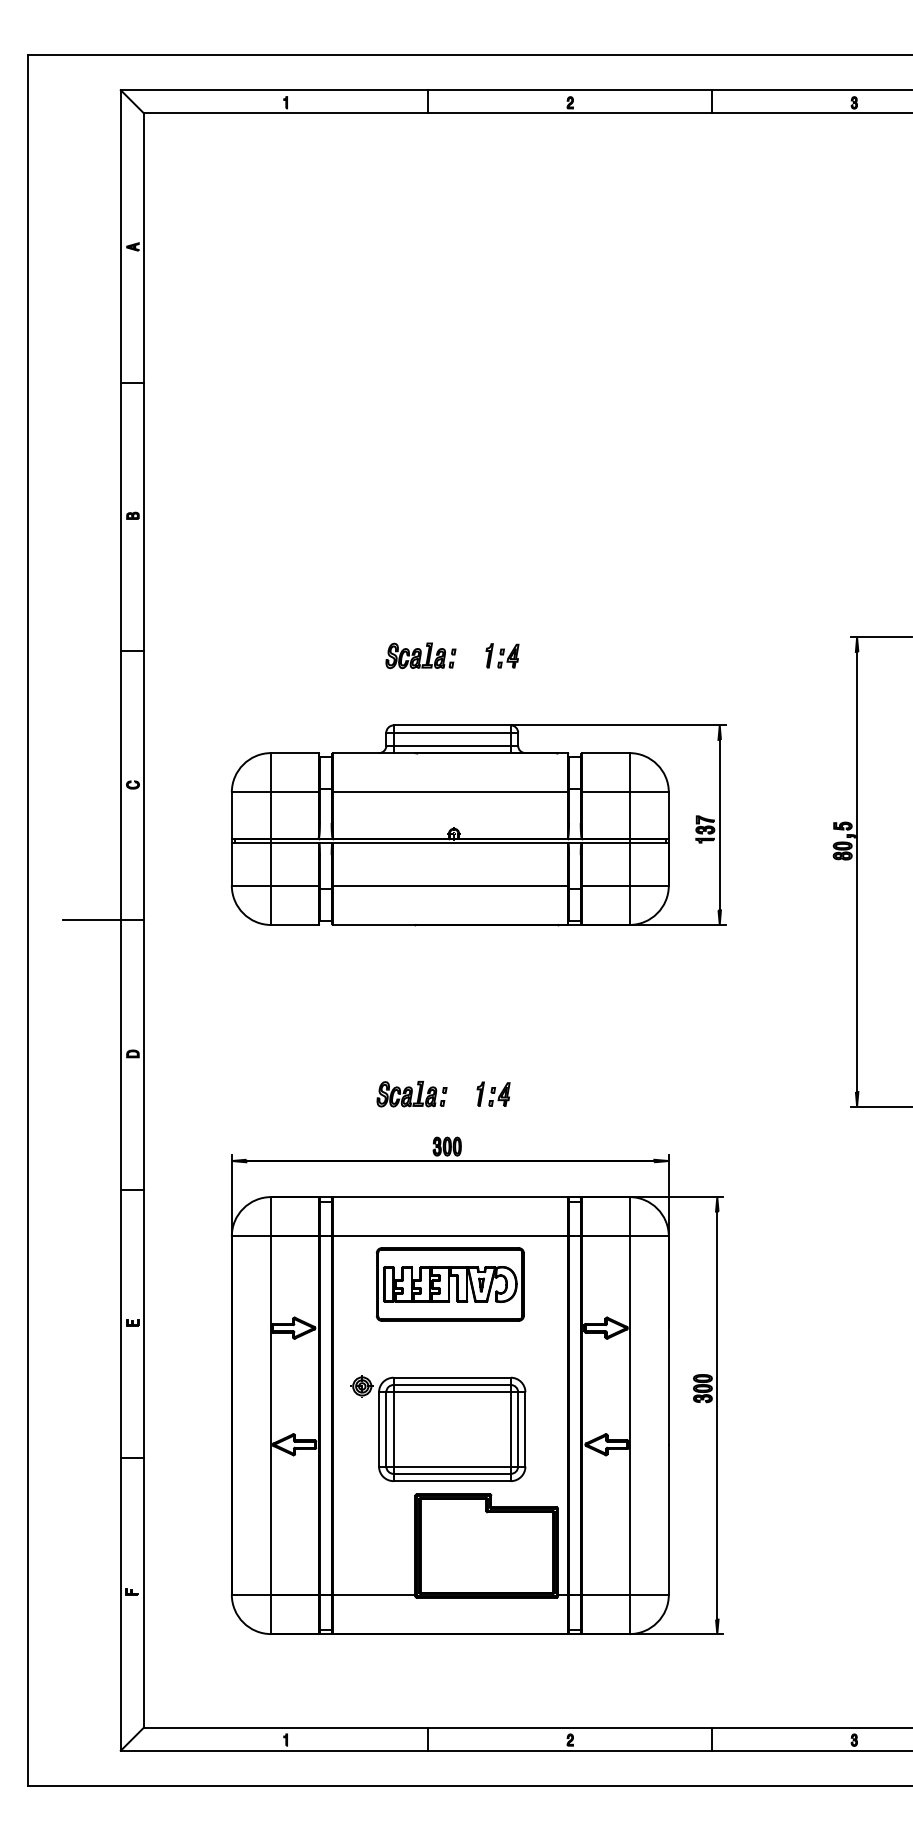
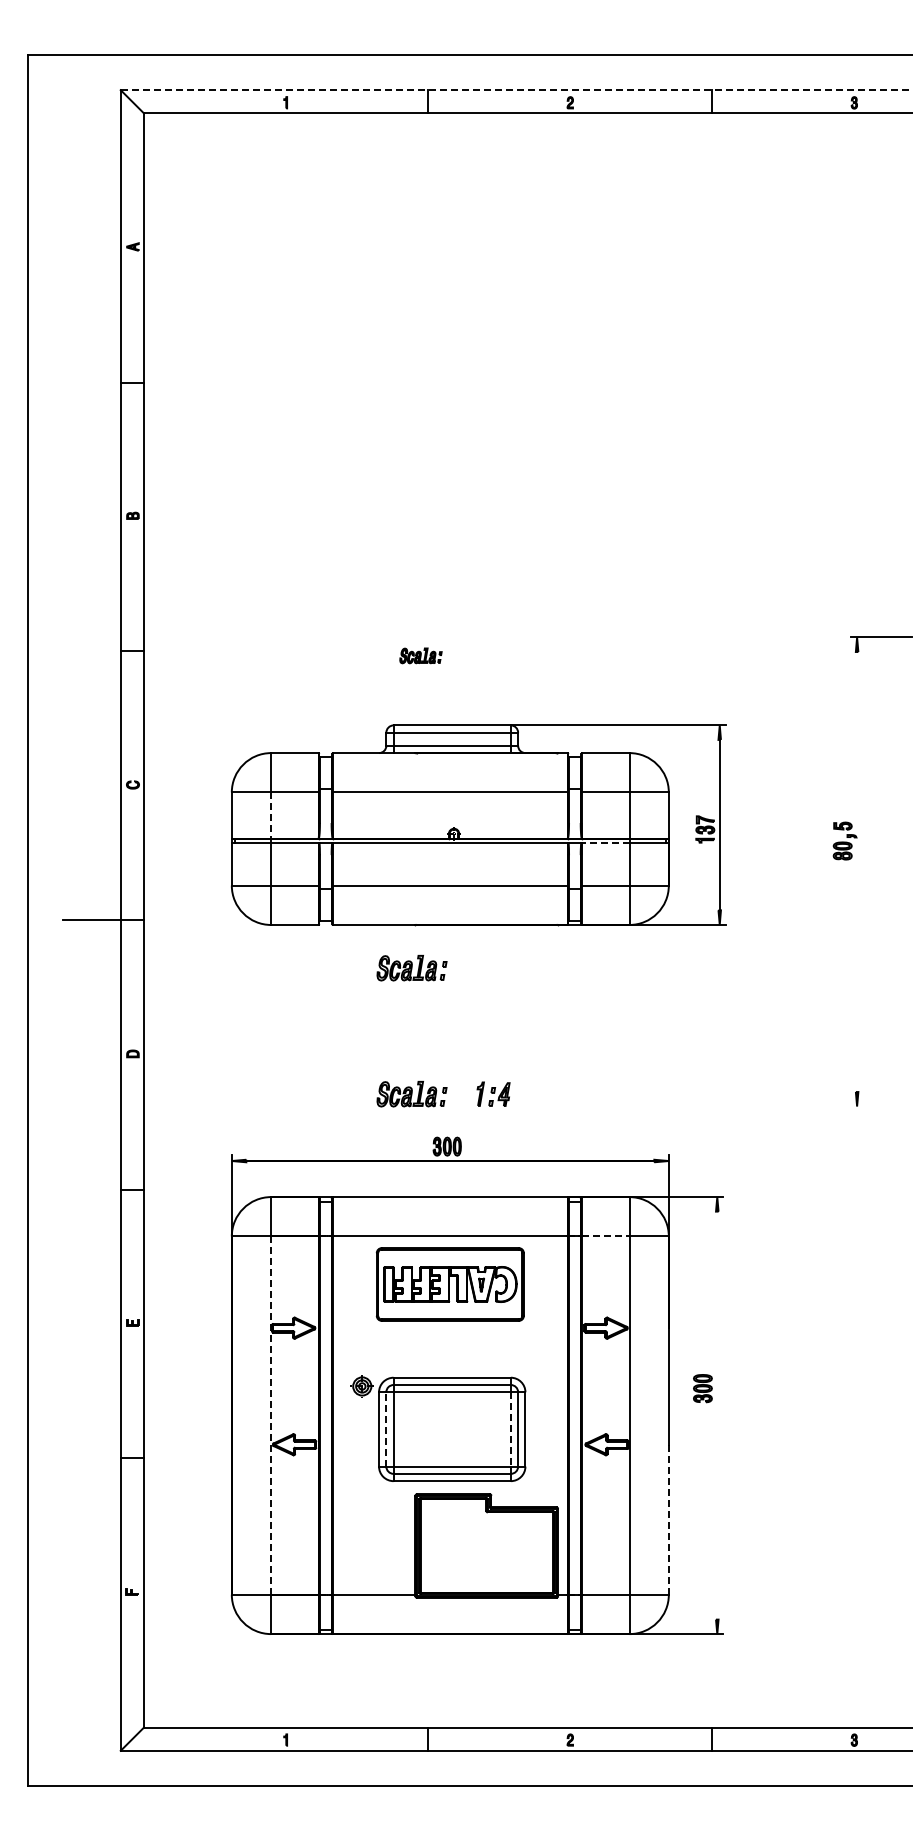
line: solid -> dashed (516, 90)
part size: 72x28 px -> 44x18 px (420, 655)
part: present -> none (502, 655)
line: solid -> dashed (271, 816)
line: solid -> dashed (605, 843)
line: present -> none (857, 872)
part: none -> present (411, 967)
line: present -> none (880, 1106)
line: solid -> dashed (605, 1236)
line: present -> none (717, 1415)
line: solid -> dashed (271, 1416)
line: solid -> dashed (386, 1428)
line: solid -> dashed (510, 1429)
line: solid -> dashed (668, 1519)
